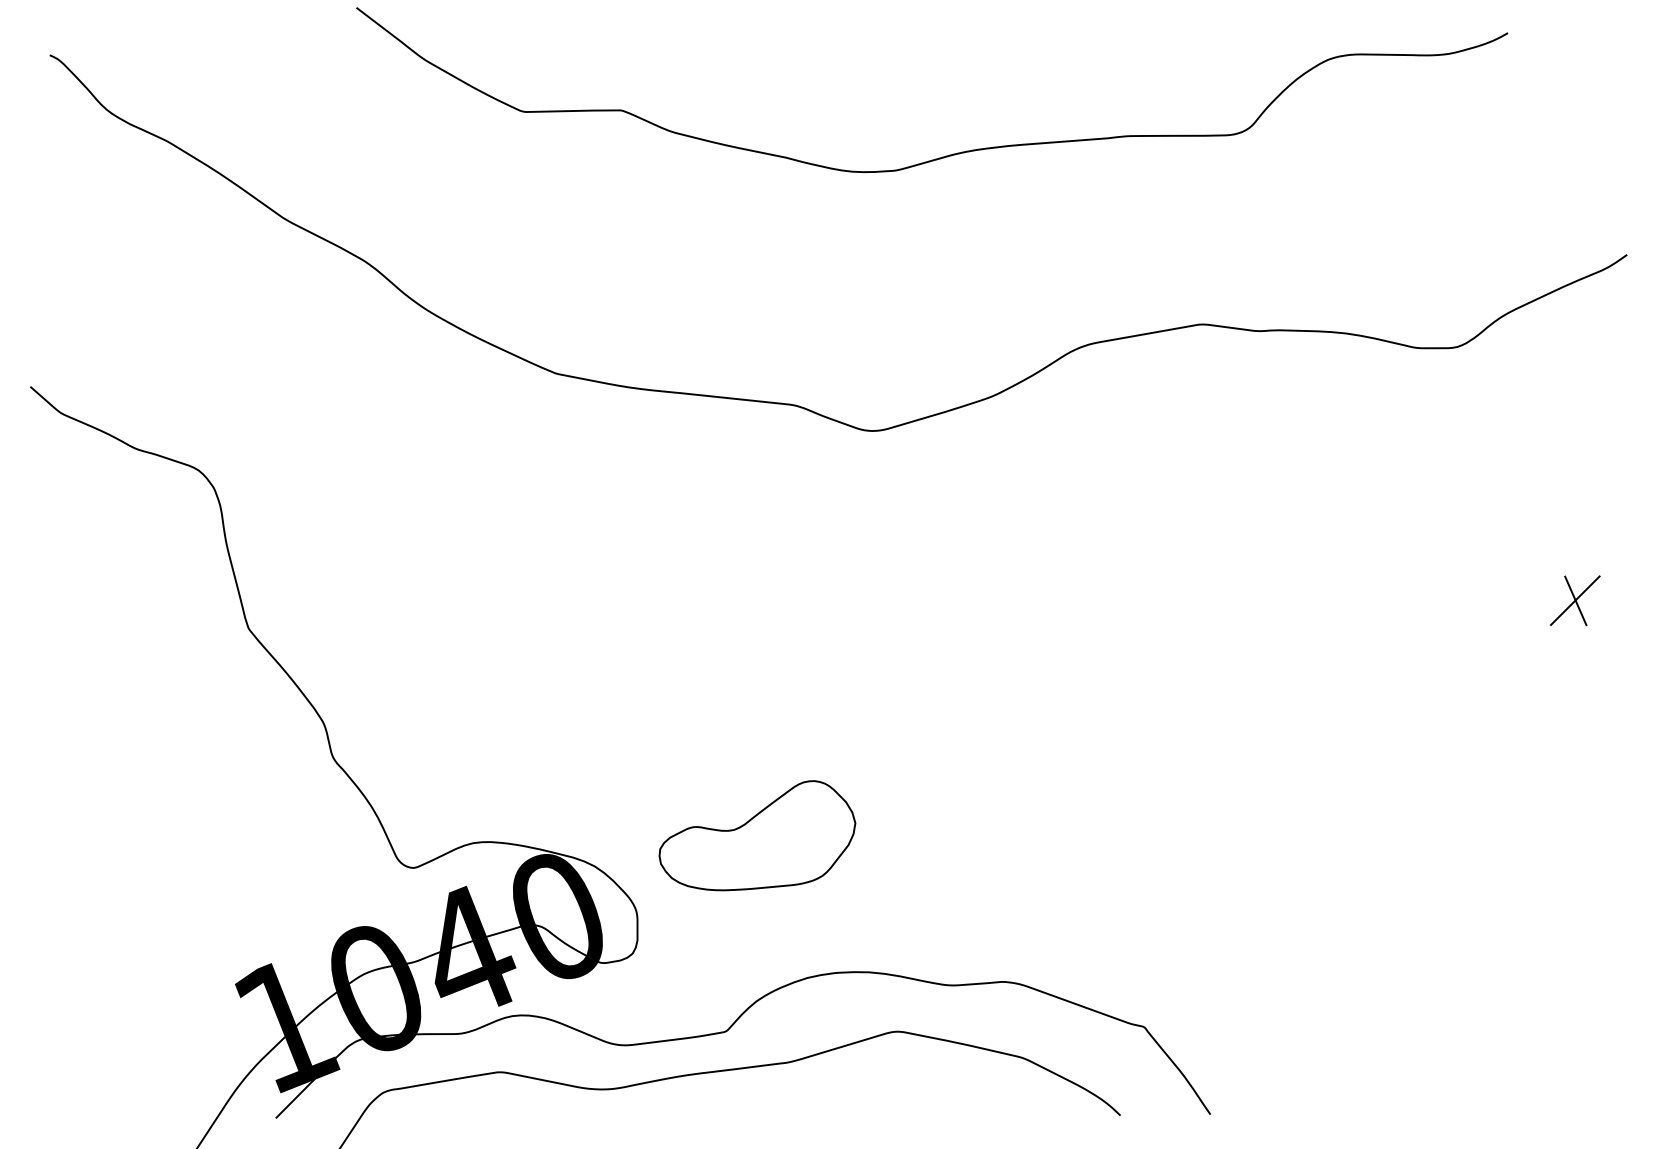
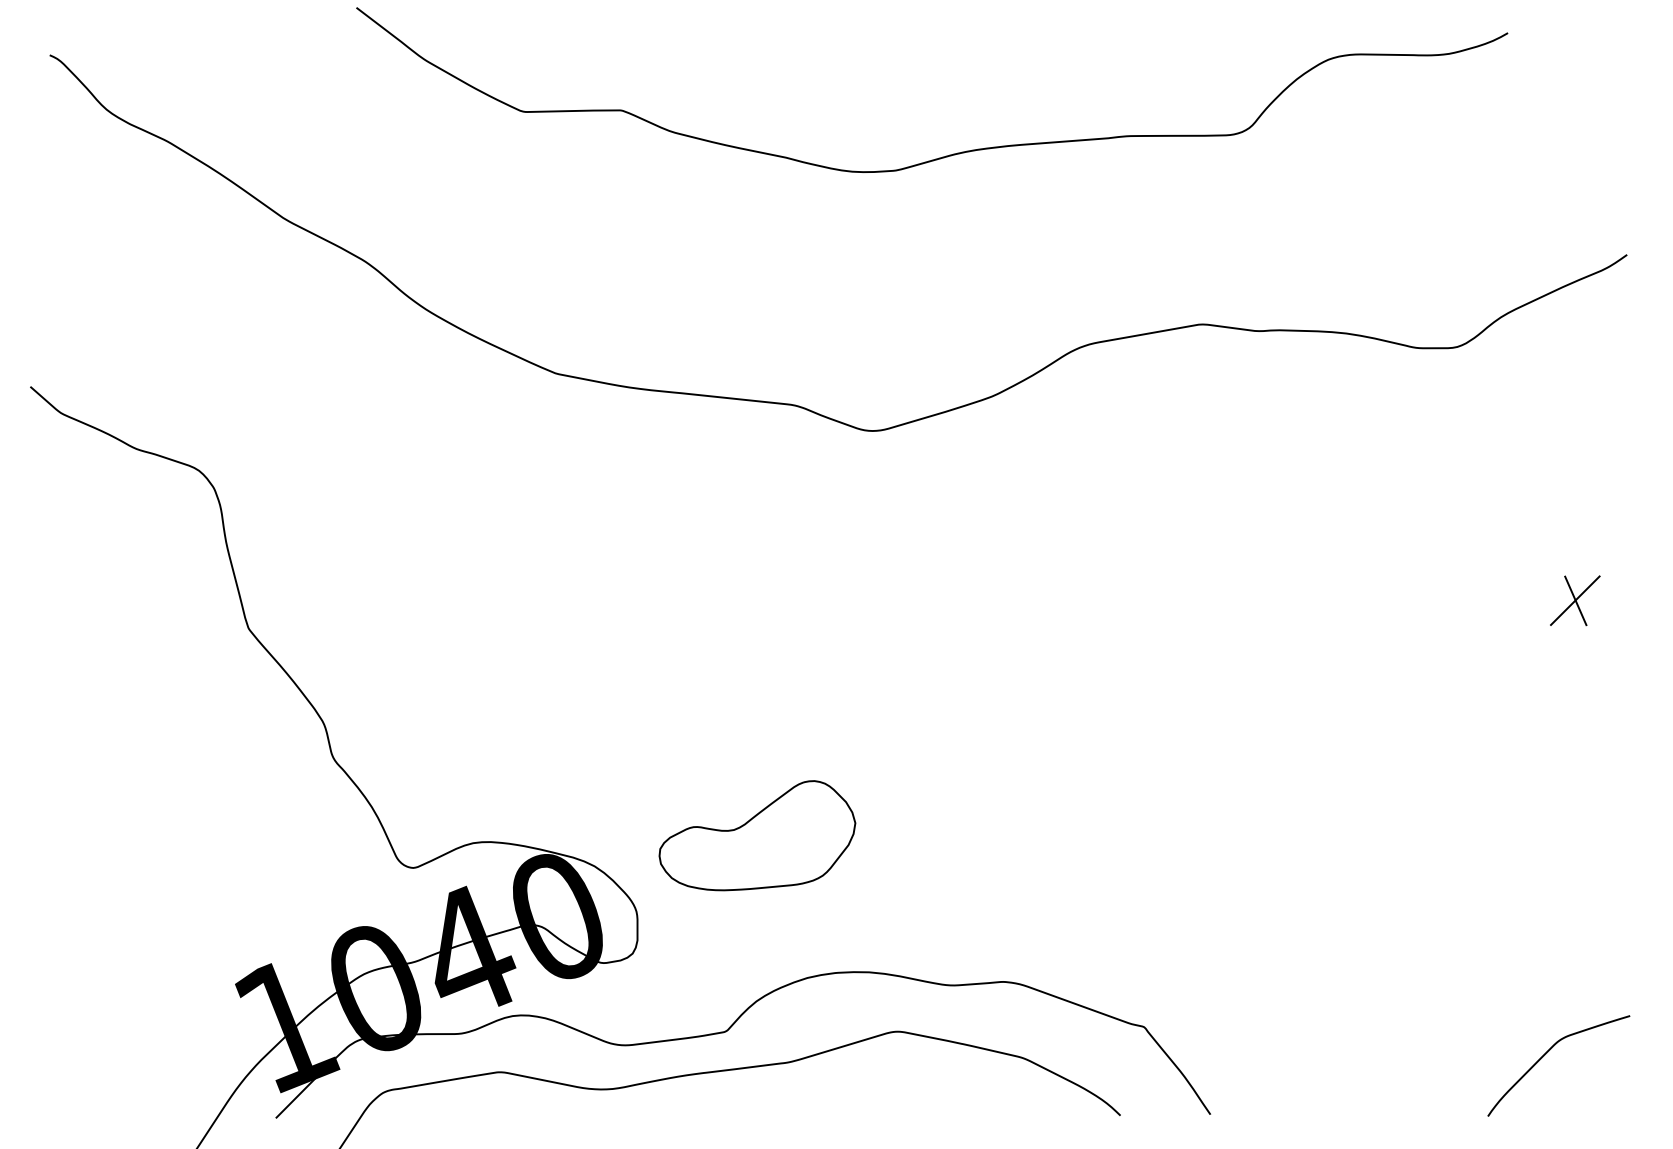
curve: none -> present (1547, 1053)
